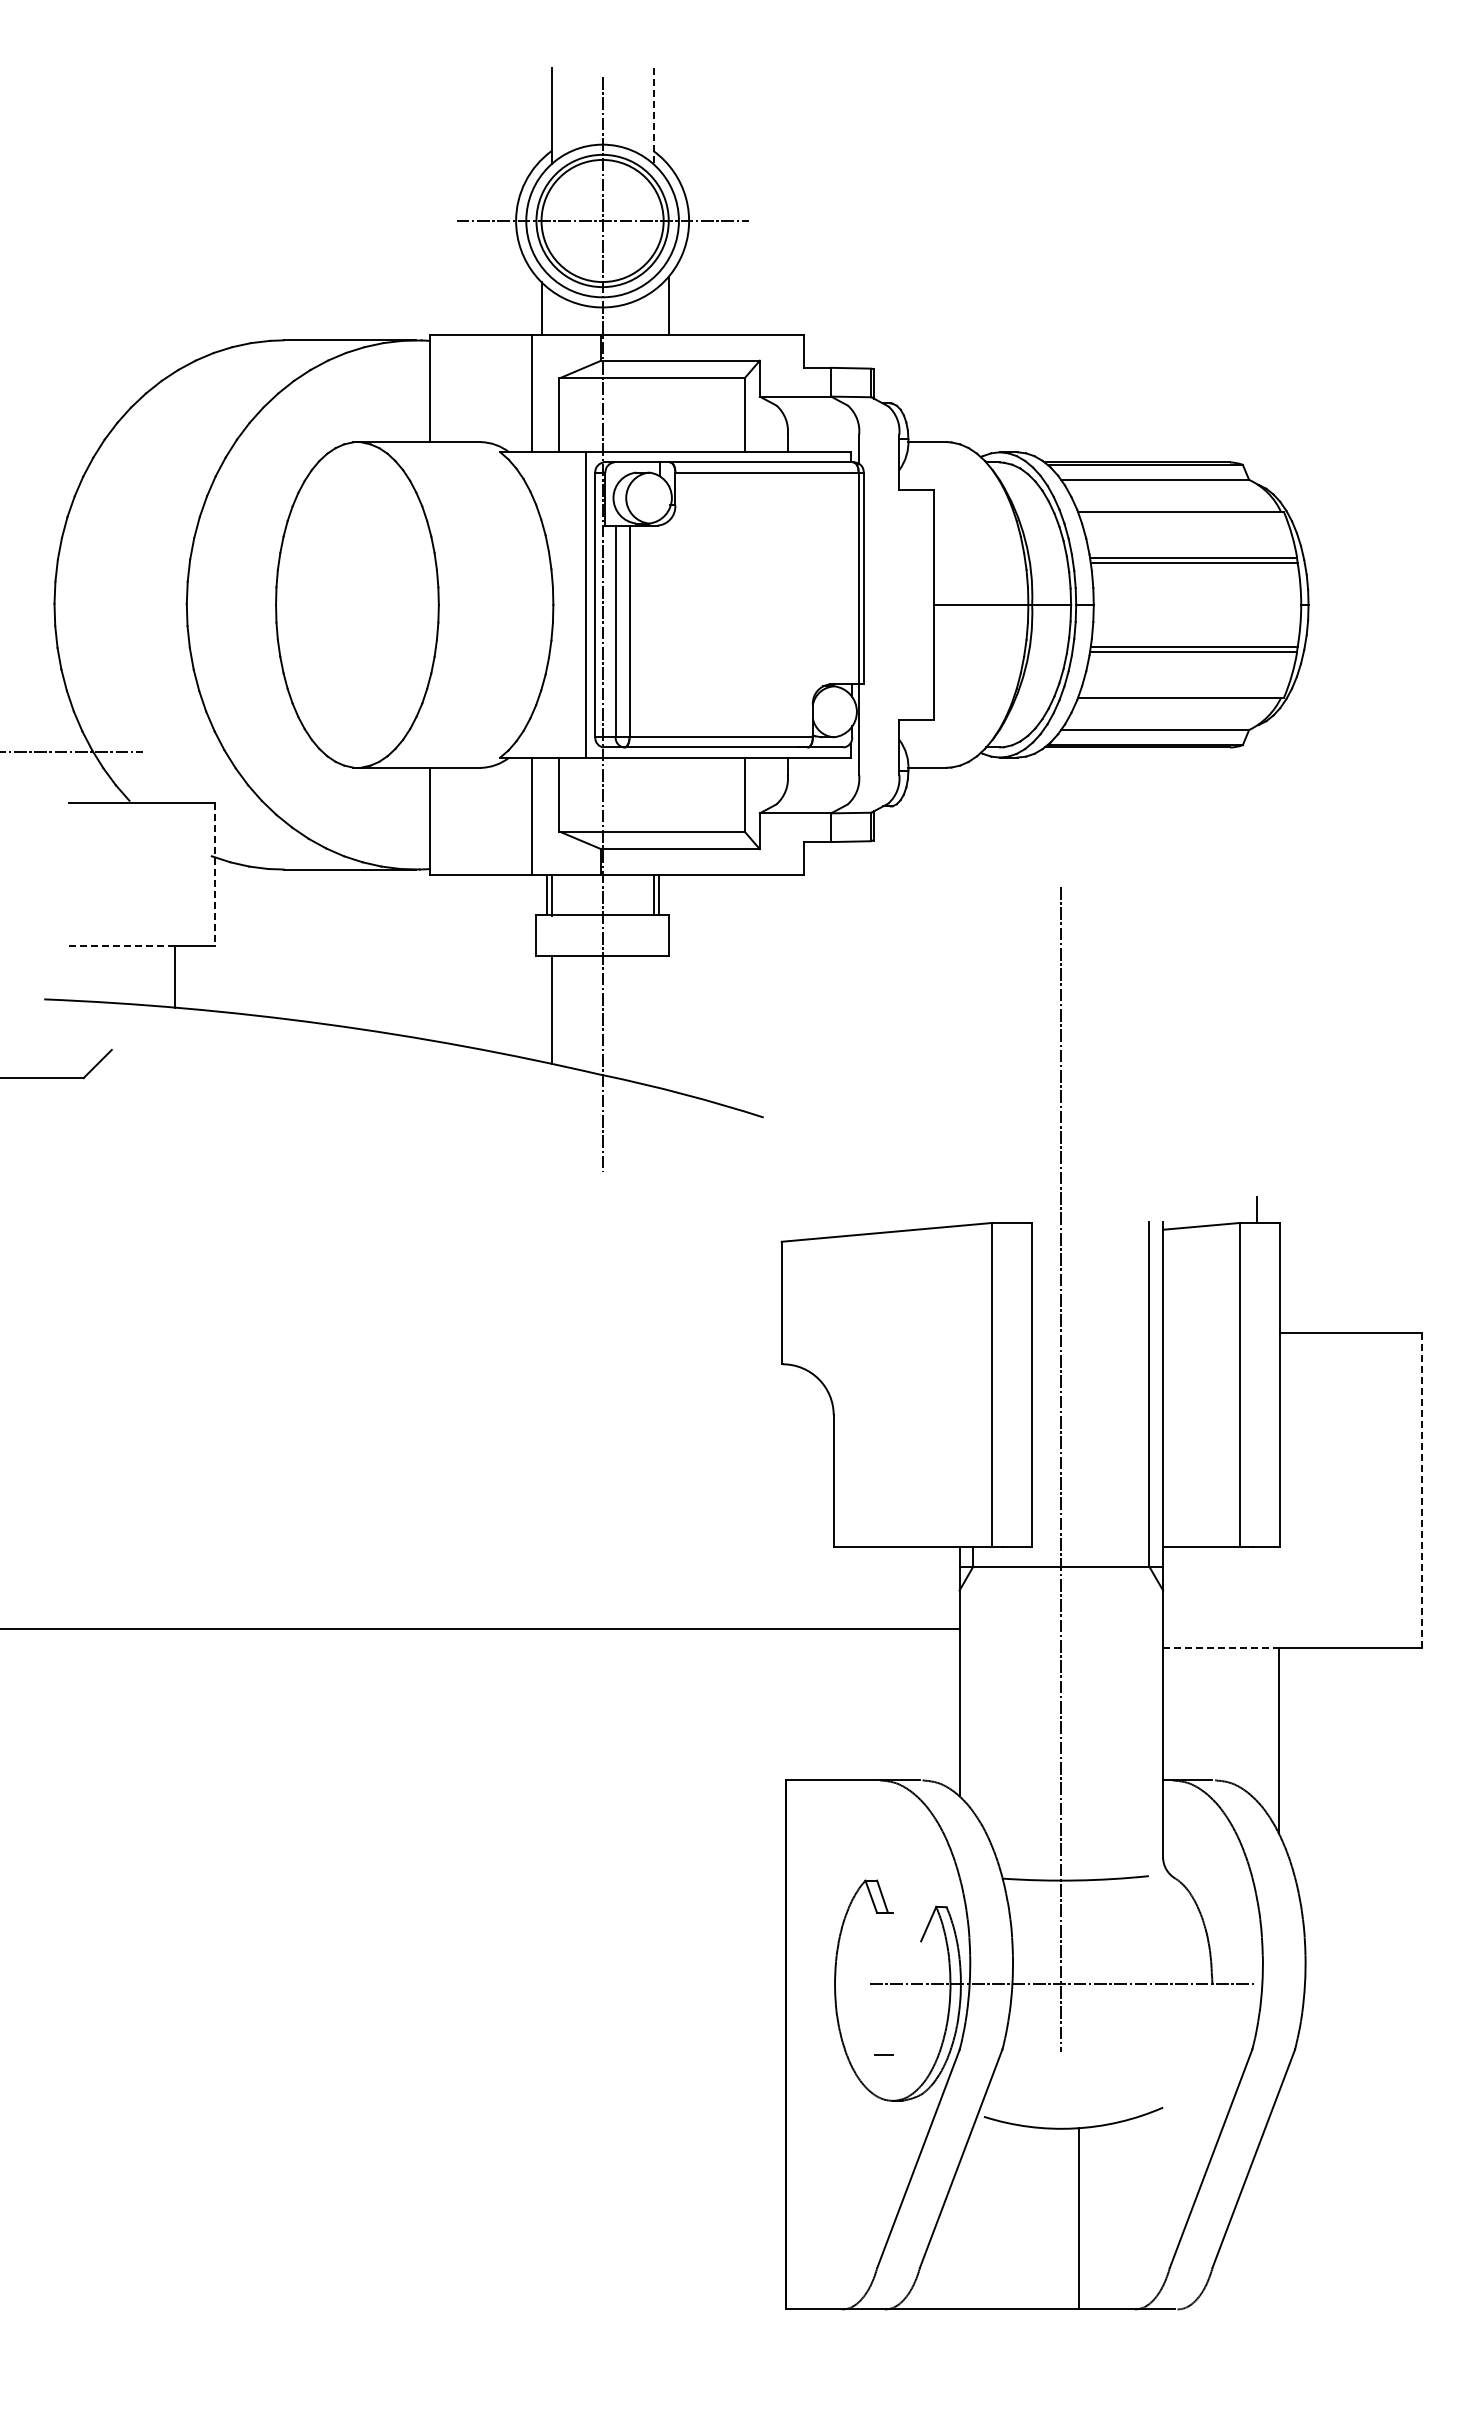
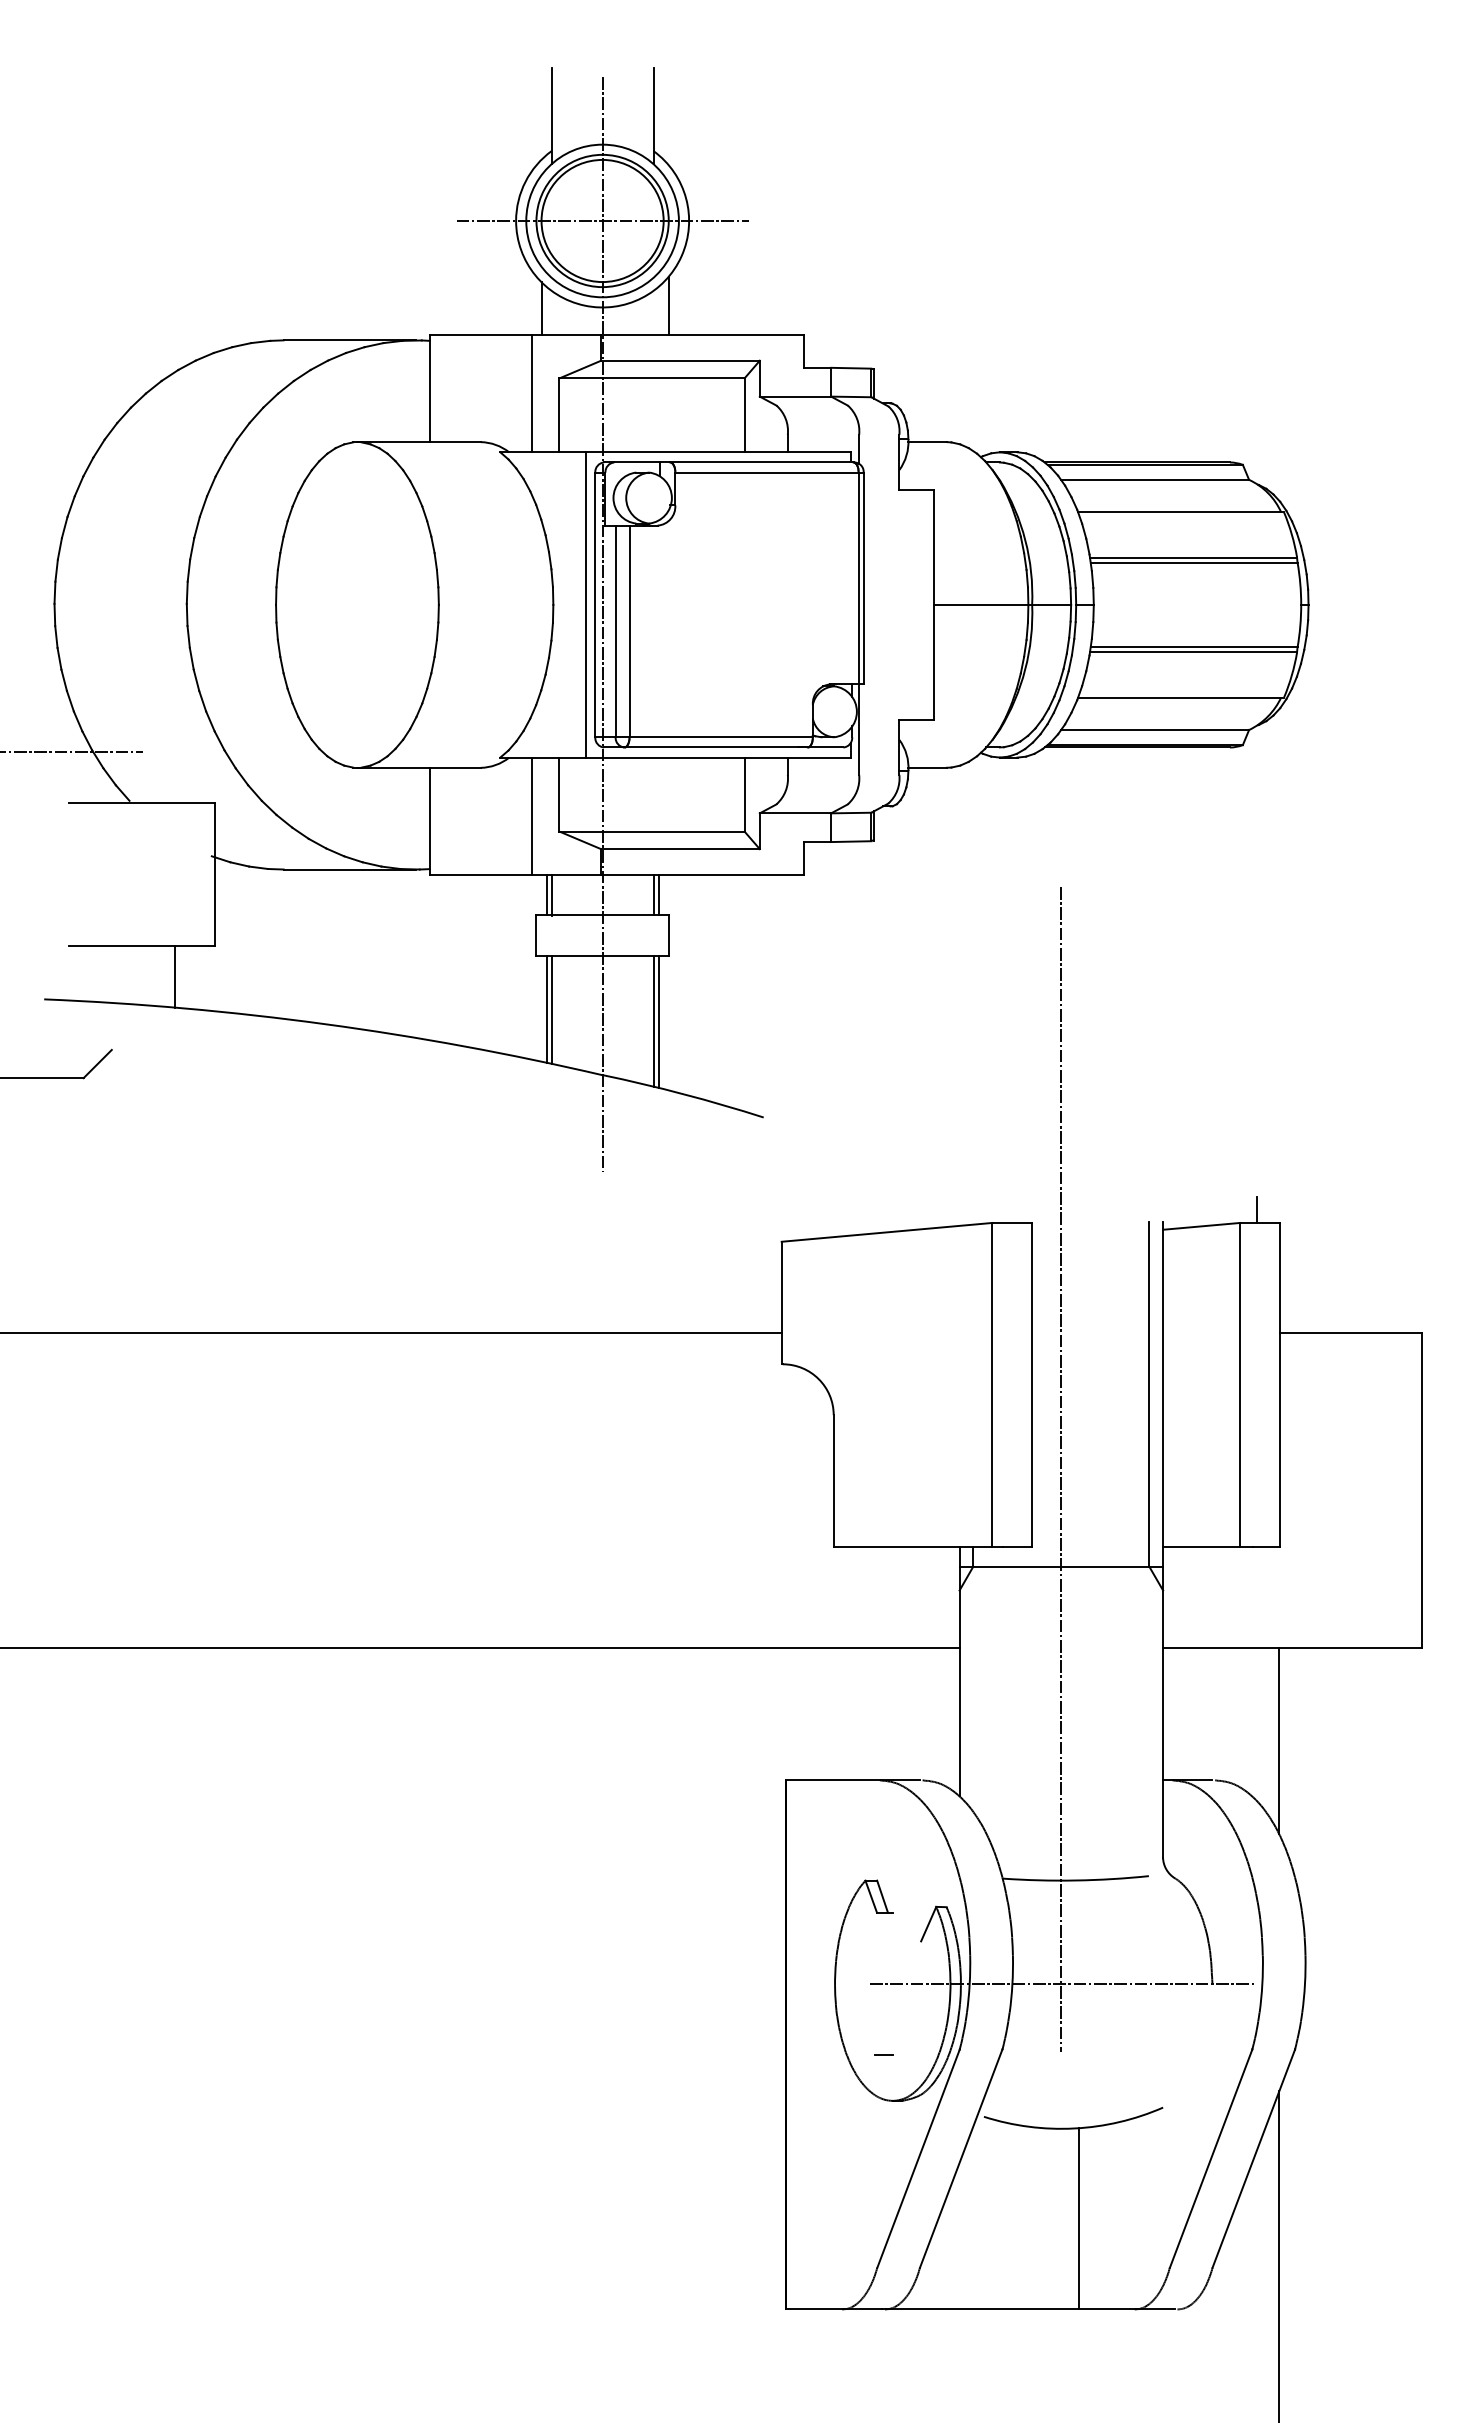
line: dashed -> solid (653, 116)
line: dashed -> solid (214, 875)
line: dashed -> solid (122, 945)
line: none -> present (546, 1009)
line: none -> present (653, 1021)
line: none -> present (658, 1021)
line: none -> present (391, 1332)
line: dashed -> solid (1421, 1490)
line position: (480, 1629) -> (480, 1648) (480, 1648)
line: dashed -> solid (1221, 1648)
line: none -> present (1279, 2255)
